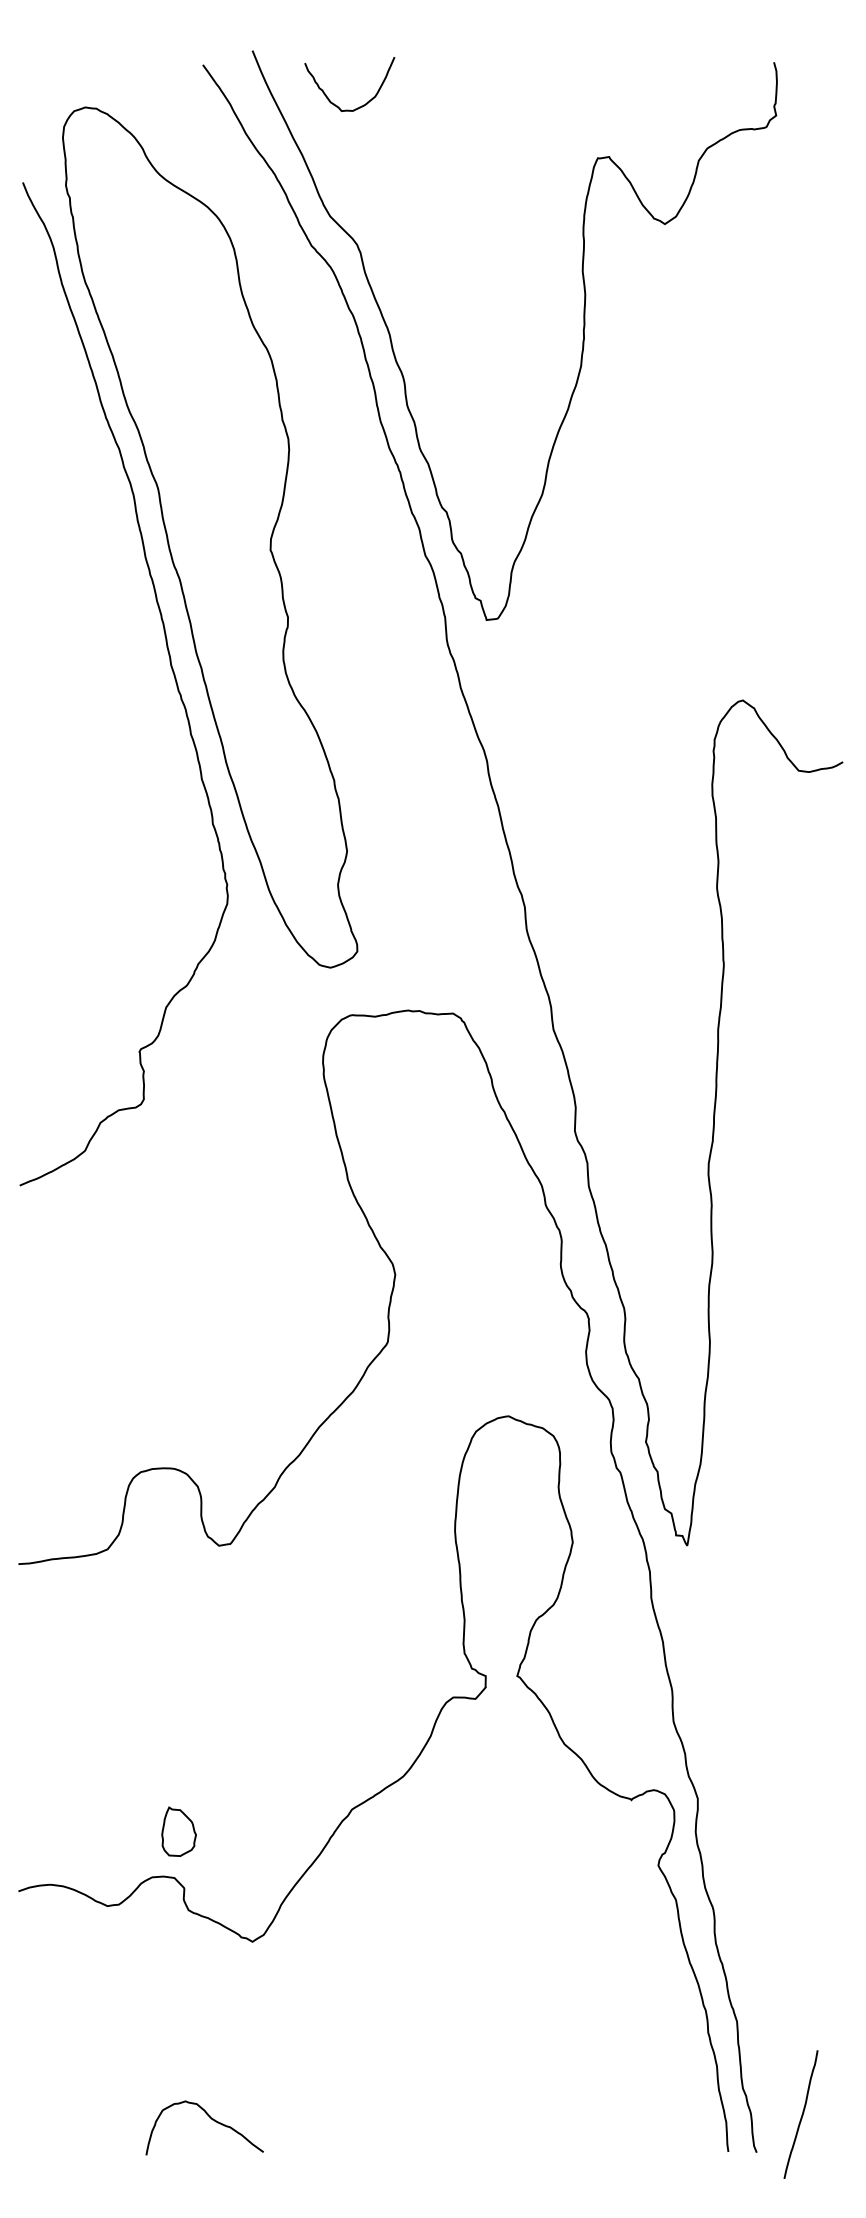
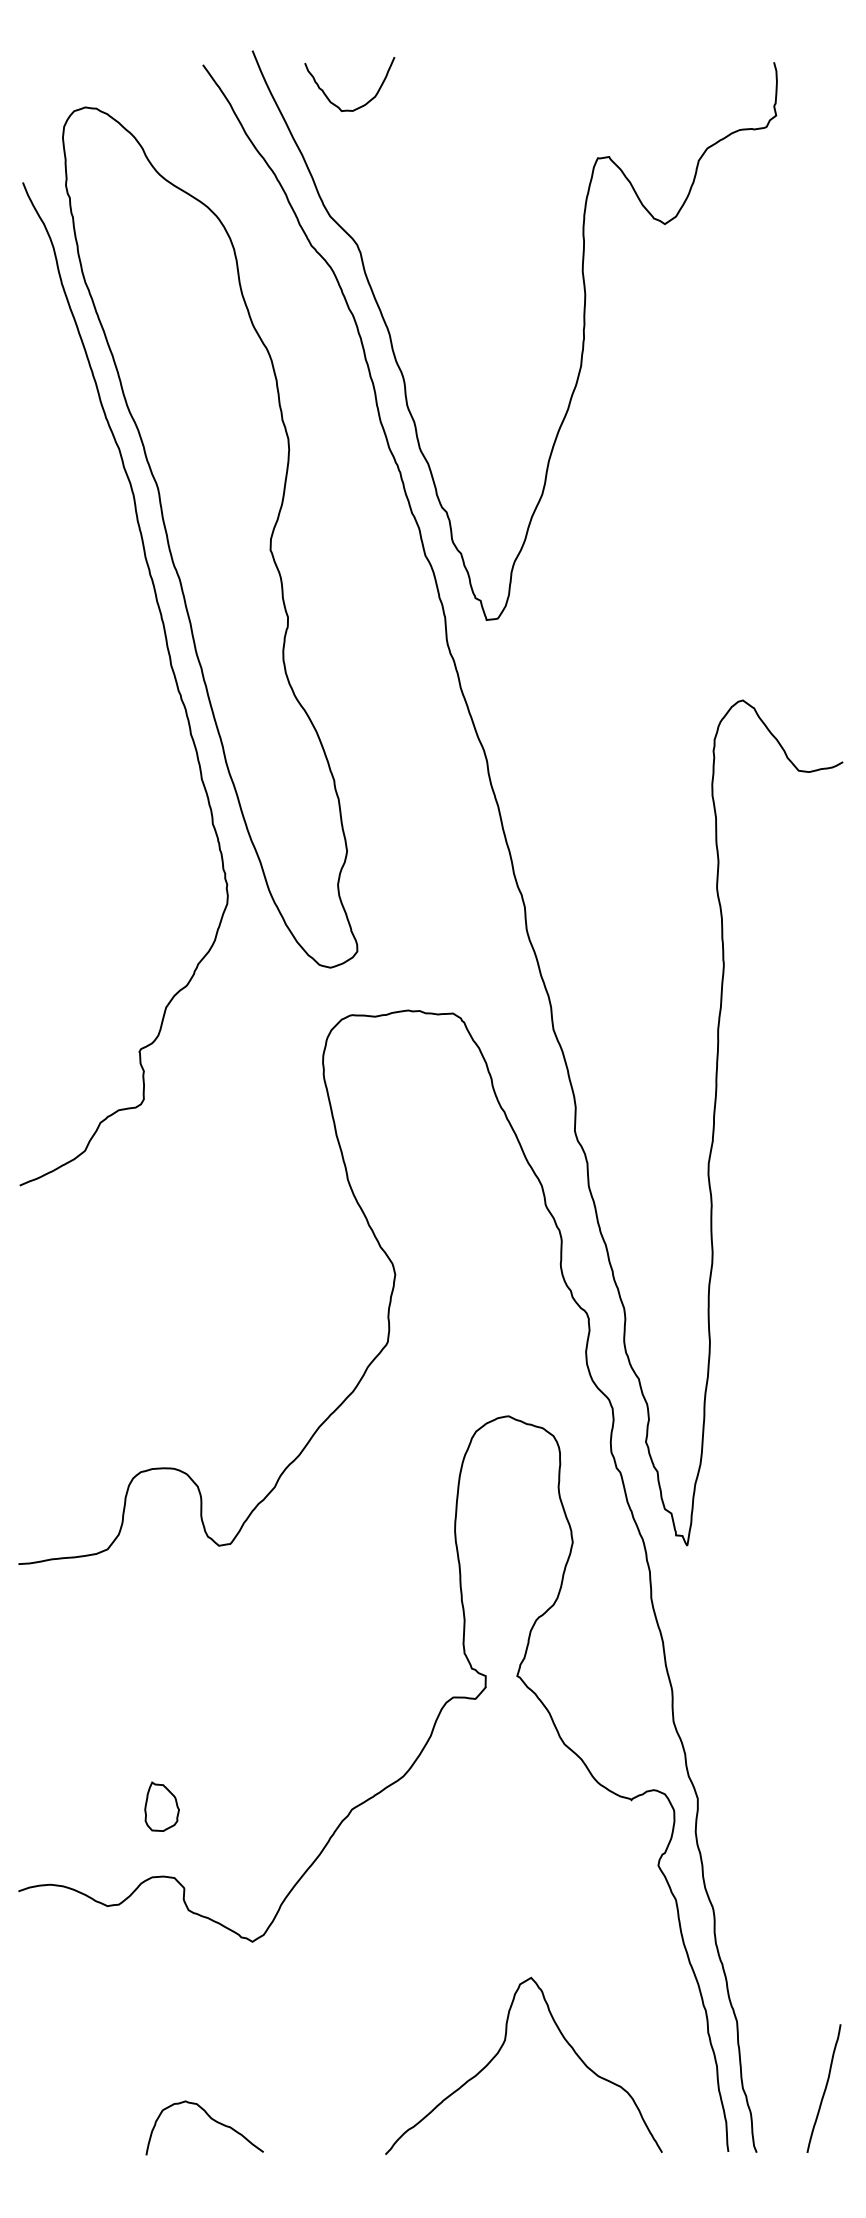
part position: (178, 1831) -> (161, 1806) (161, 1806)
curve: none -> present (501, 2049)
curve position: (801, 2114) -> (824, 2088) (824, 2088)
